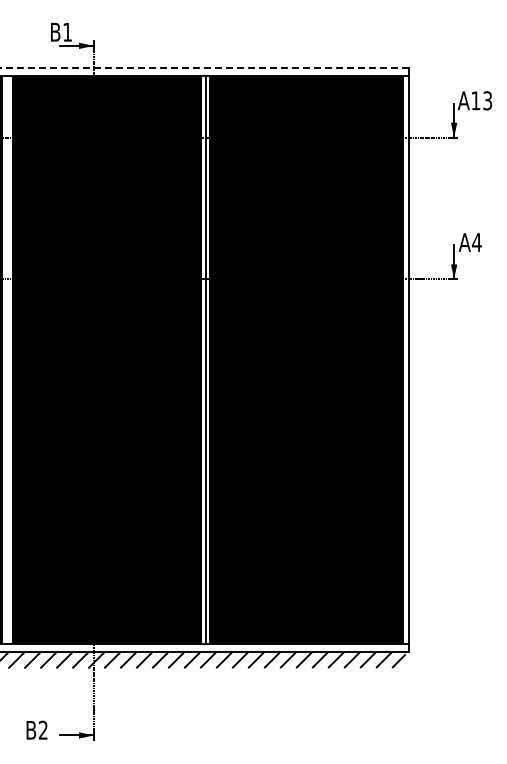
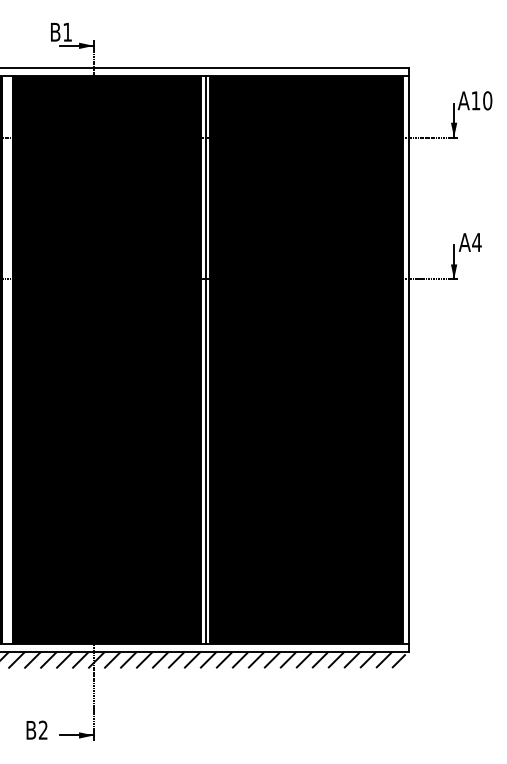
line: dashed -> solid (204, 67)
text: A13 -> A10 (487, 100)
